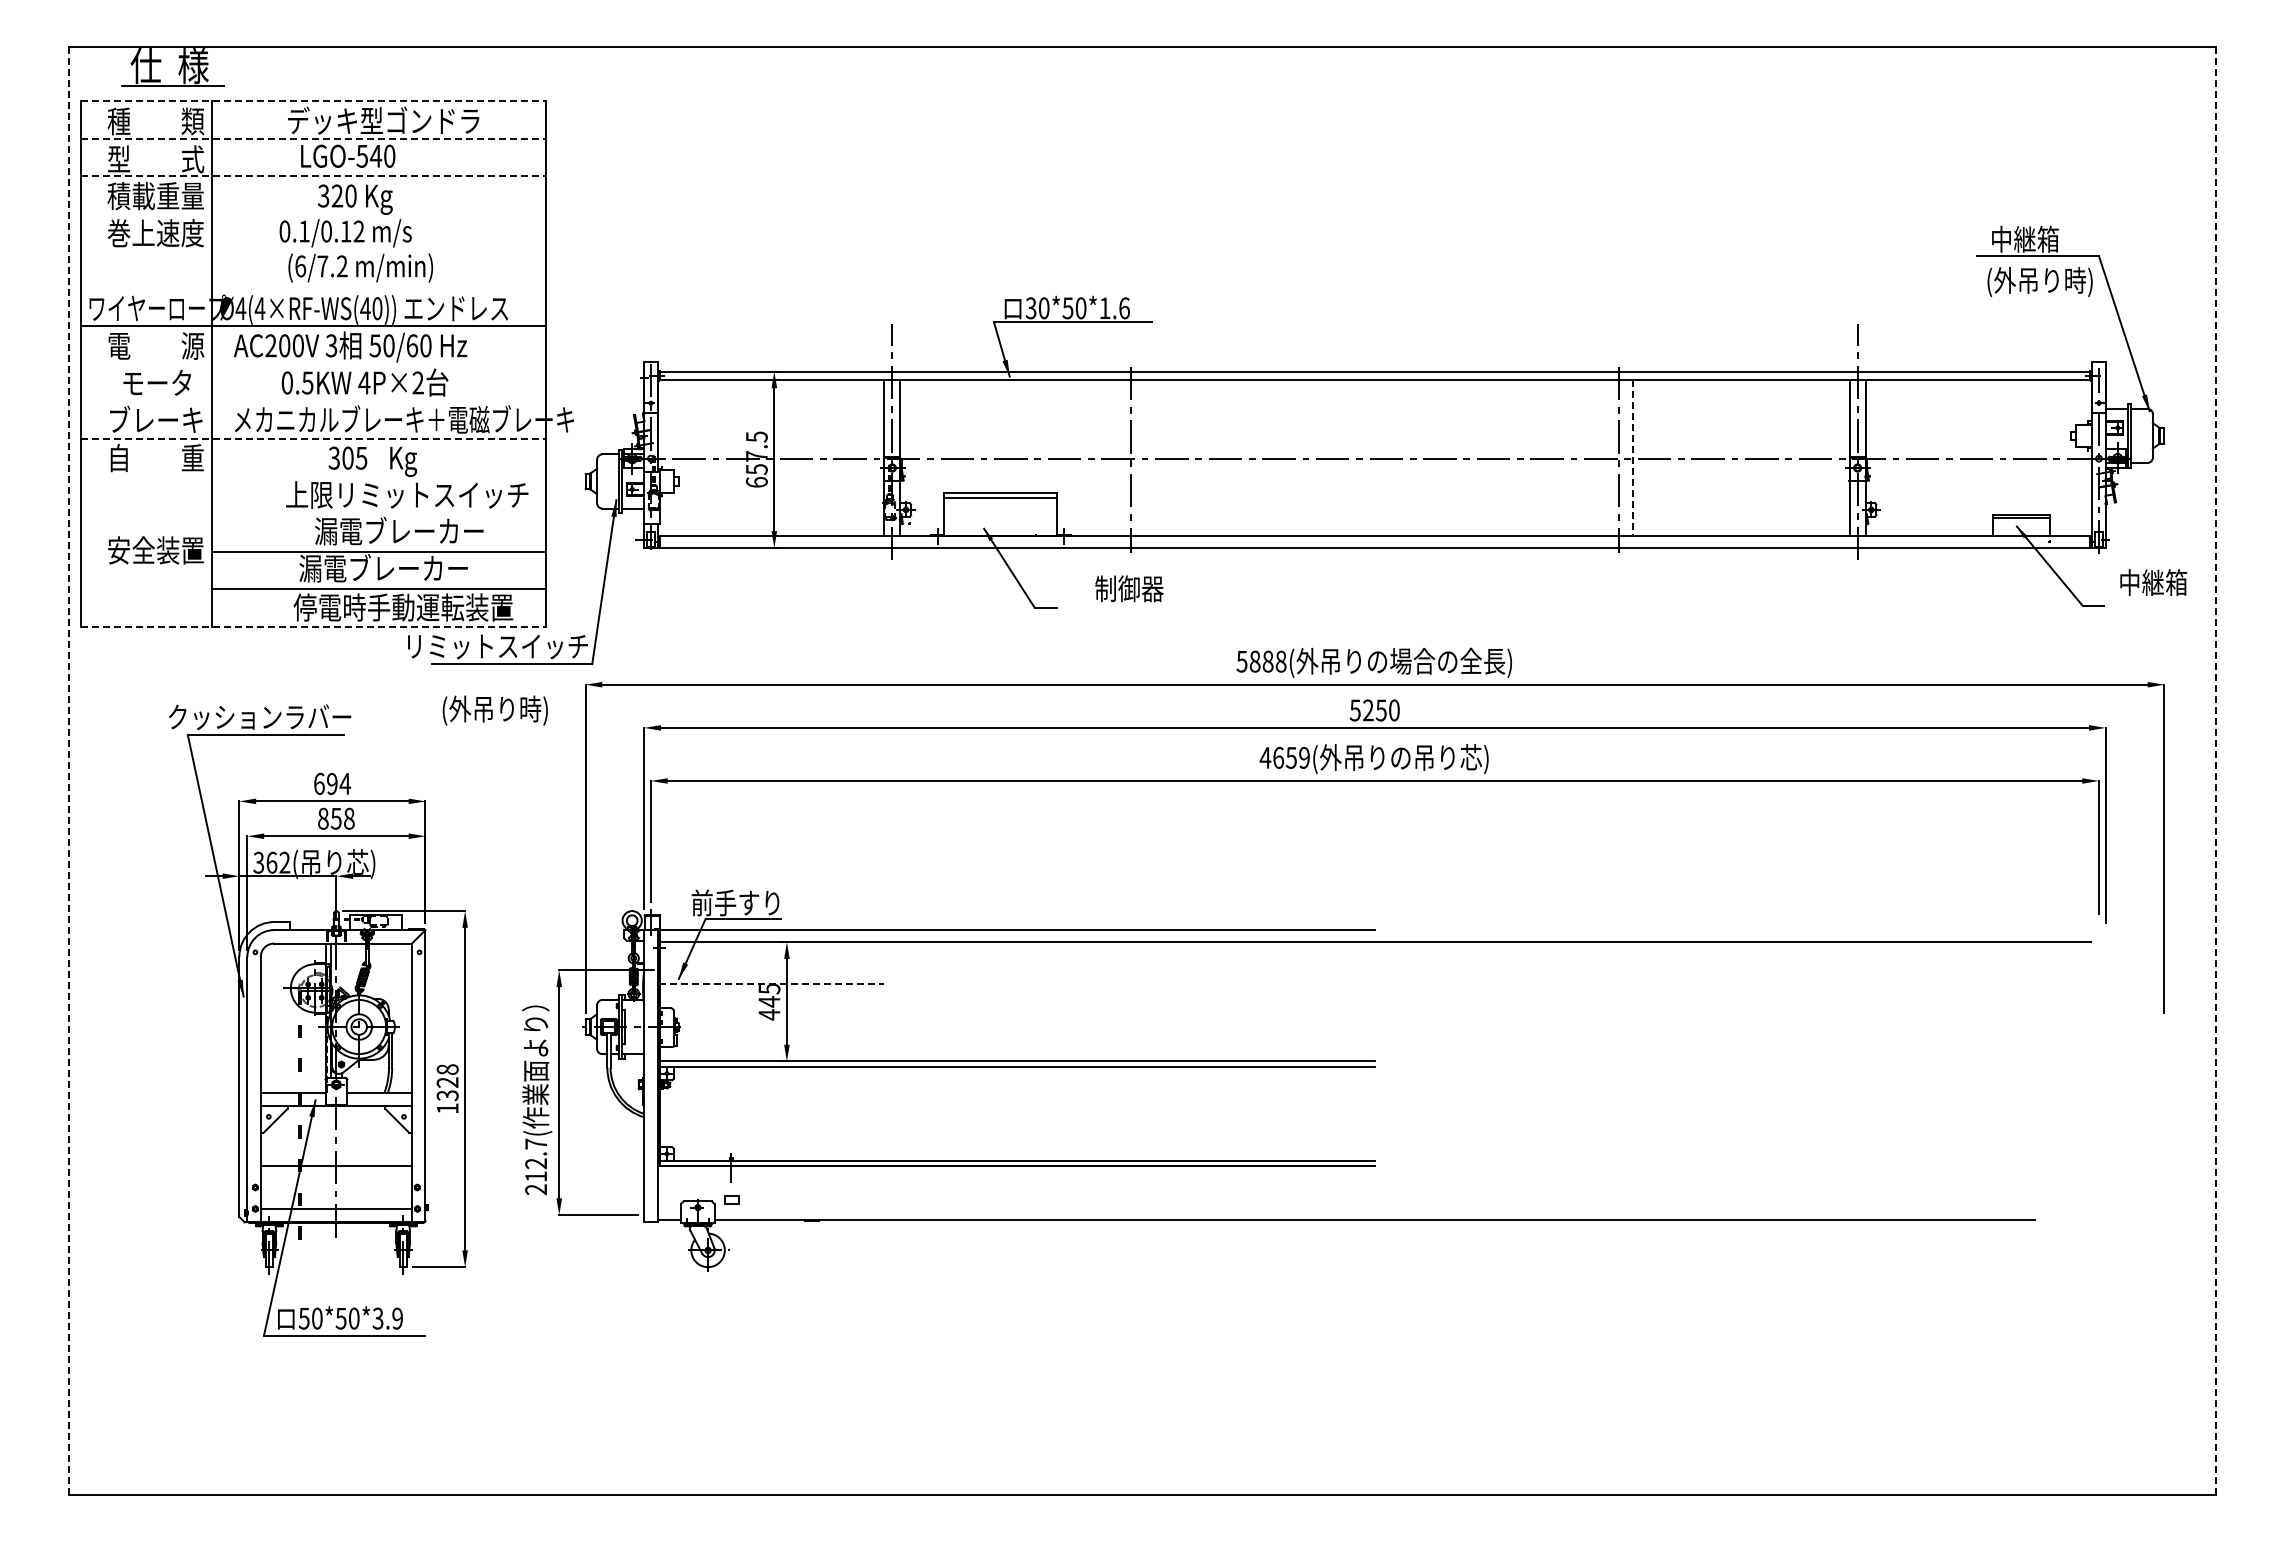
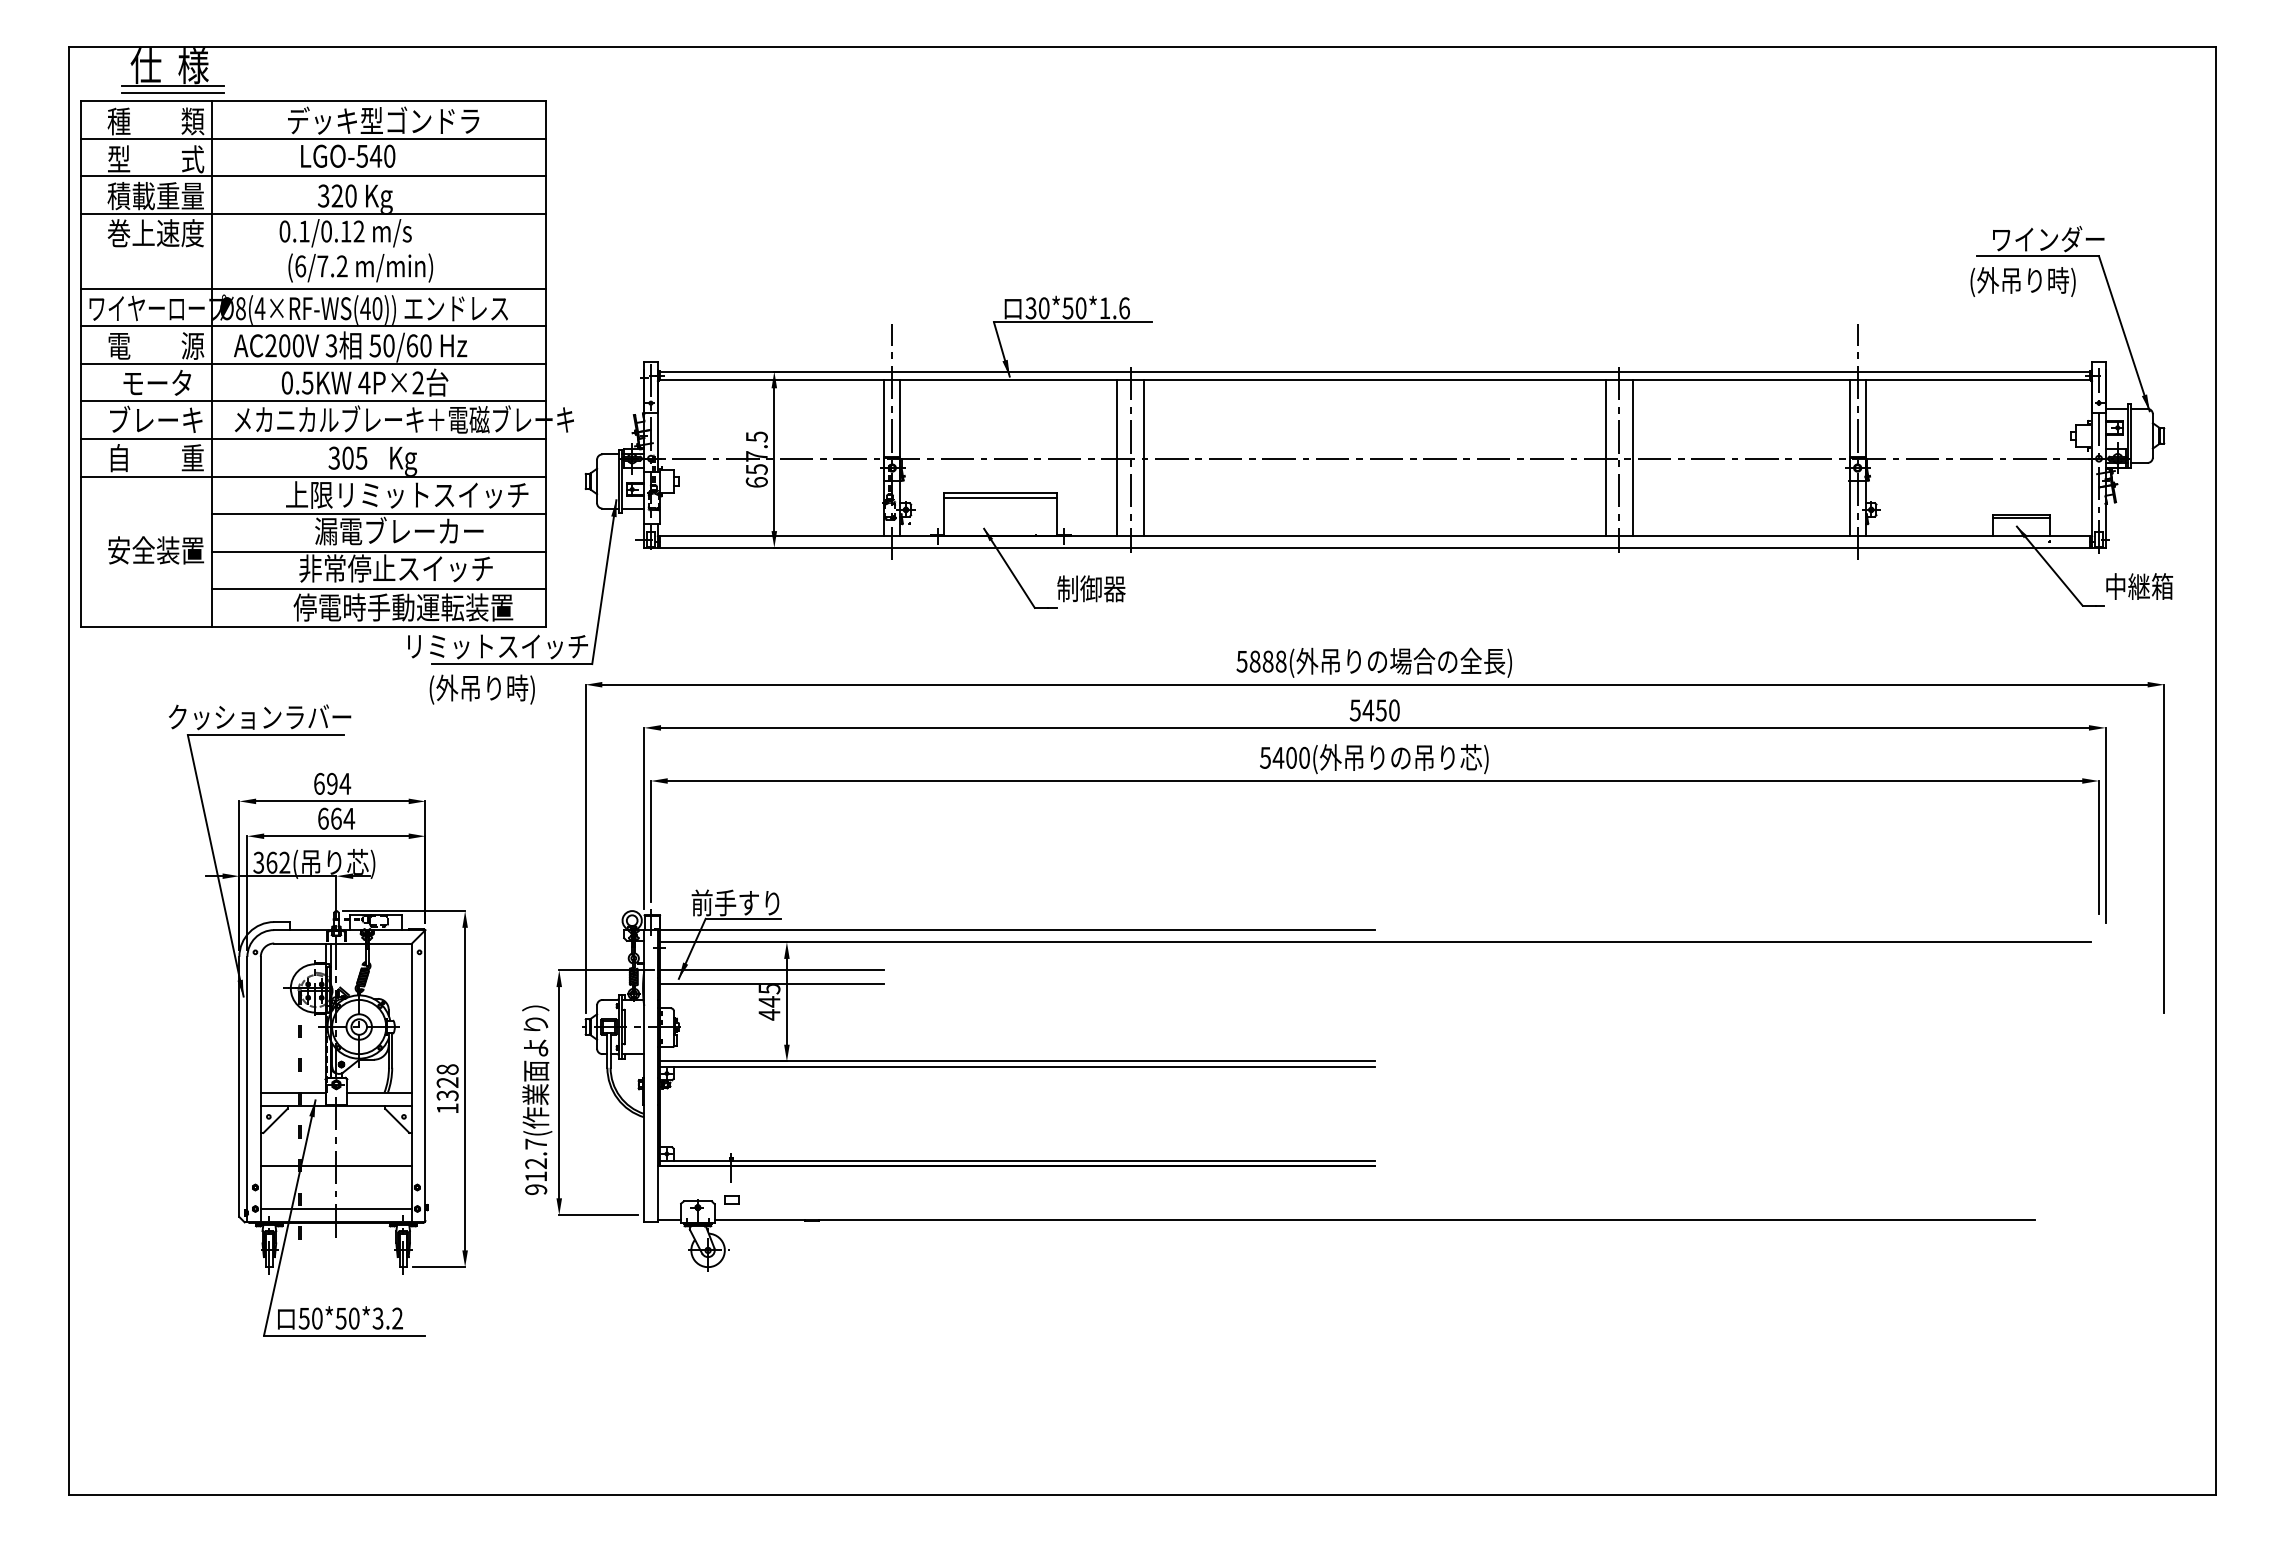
line: none -> present (172, 93)
line: dashed -> solid (313, 101)
line: dashed -> solid (313, 138)
line: dashed -> solid (313, 176)
line: none -> present (313, 213)
text: 中継箱 -> ワインダー (2048, 238)
text position: (2039, 281) -> (2022, 281) (2022, 281)
line: none -> present (313, 288)
text: Ø4(4×RF-WS(40)) -> Ø8(4×RF-WS(40)) (240, 308)
line: none -> present (313, 363)
line: none -> present (313, 401)
line: dashed -> solid (313, 438)
line: none -> present (1117, 457)
line: none -> present (1144, 457)
line: none -> present (1605, 457)
line: dashed -> solid (1632, 458)
line: none -> present (313, 476)
line: none -> present (378, 514)
text: 漏電ブレーカー -> 非常停止スイッチ (395, 568)
text position: (2153, 582) -> (2139, 586) (2139, 586)
text position: (1129, 588) -> (1091, 588) (1091, 588)
line: dashed -> solid (313, 626)
text position: (494, 710) -> (481, 689) (481, 689)
text: 5250 -> 5450 (1368, 710)
text: 4659( -> 5400( (1284, 757)
line: dashed -> solid (68, 770)
line: dashed -> solid (2216, 771)
text: 858 -> 664 (336, 818)
line: none -> present (771, 970)
line: dashed -> solid (771, 983)
text: 212.7( -> 912.7( (536, 1189)
text: 50*50*3.9 -> 50*50*3.2 (397, 1318)
